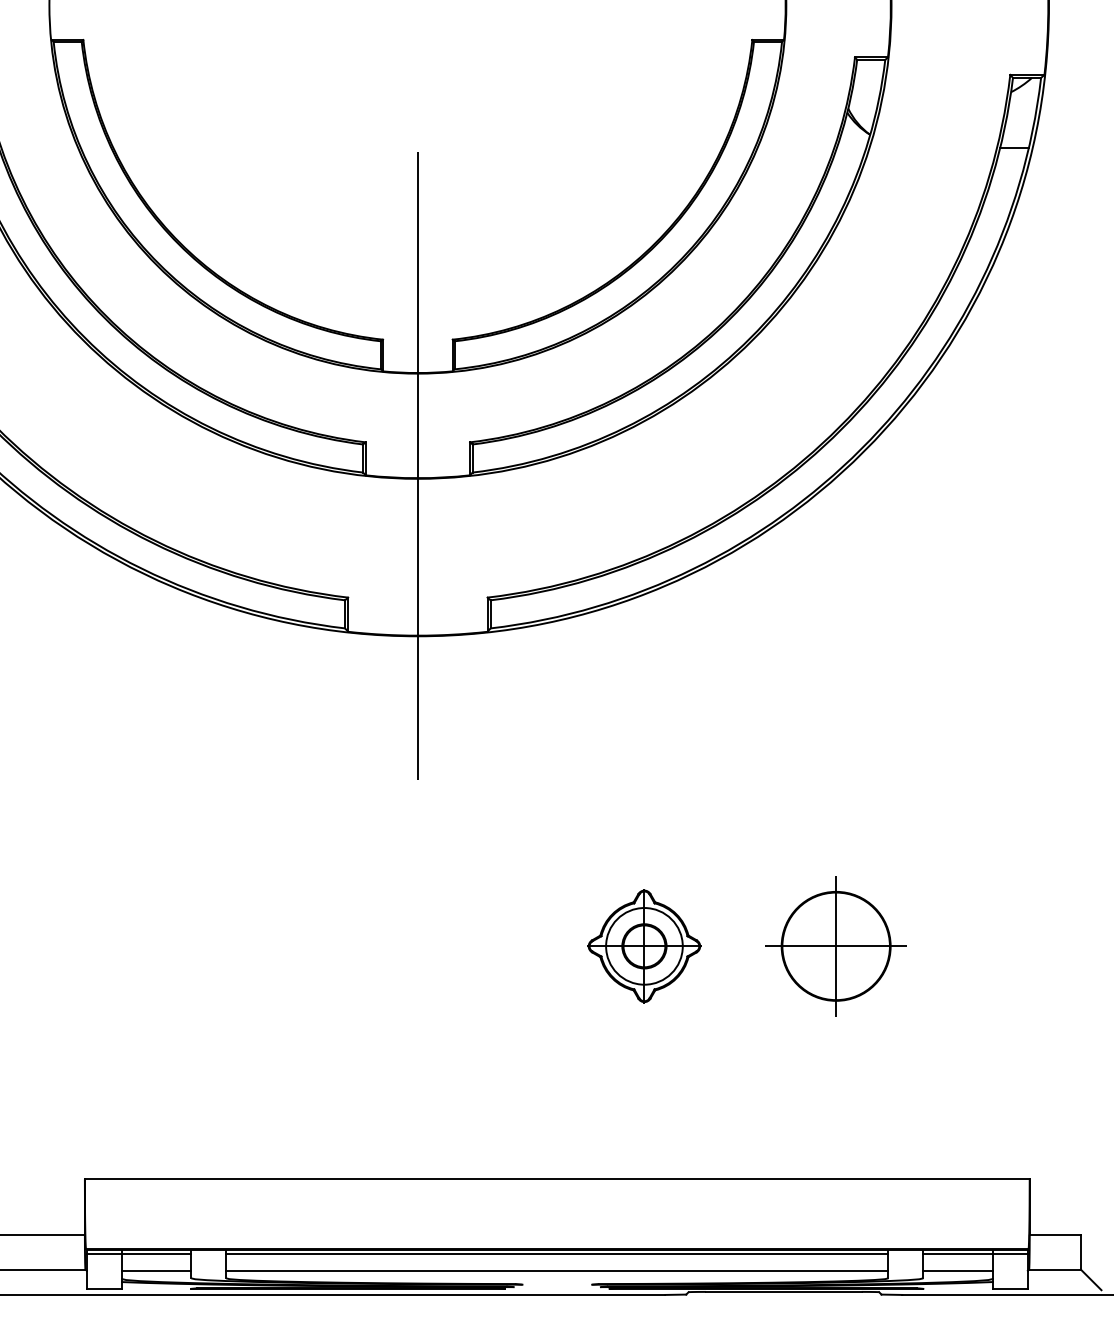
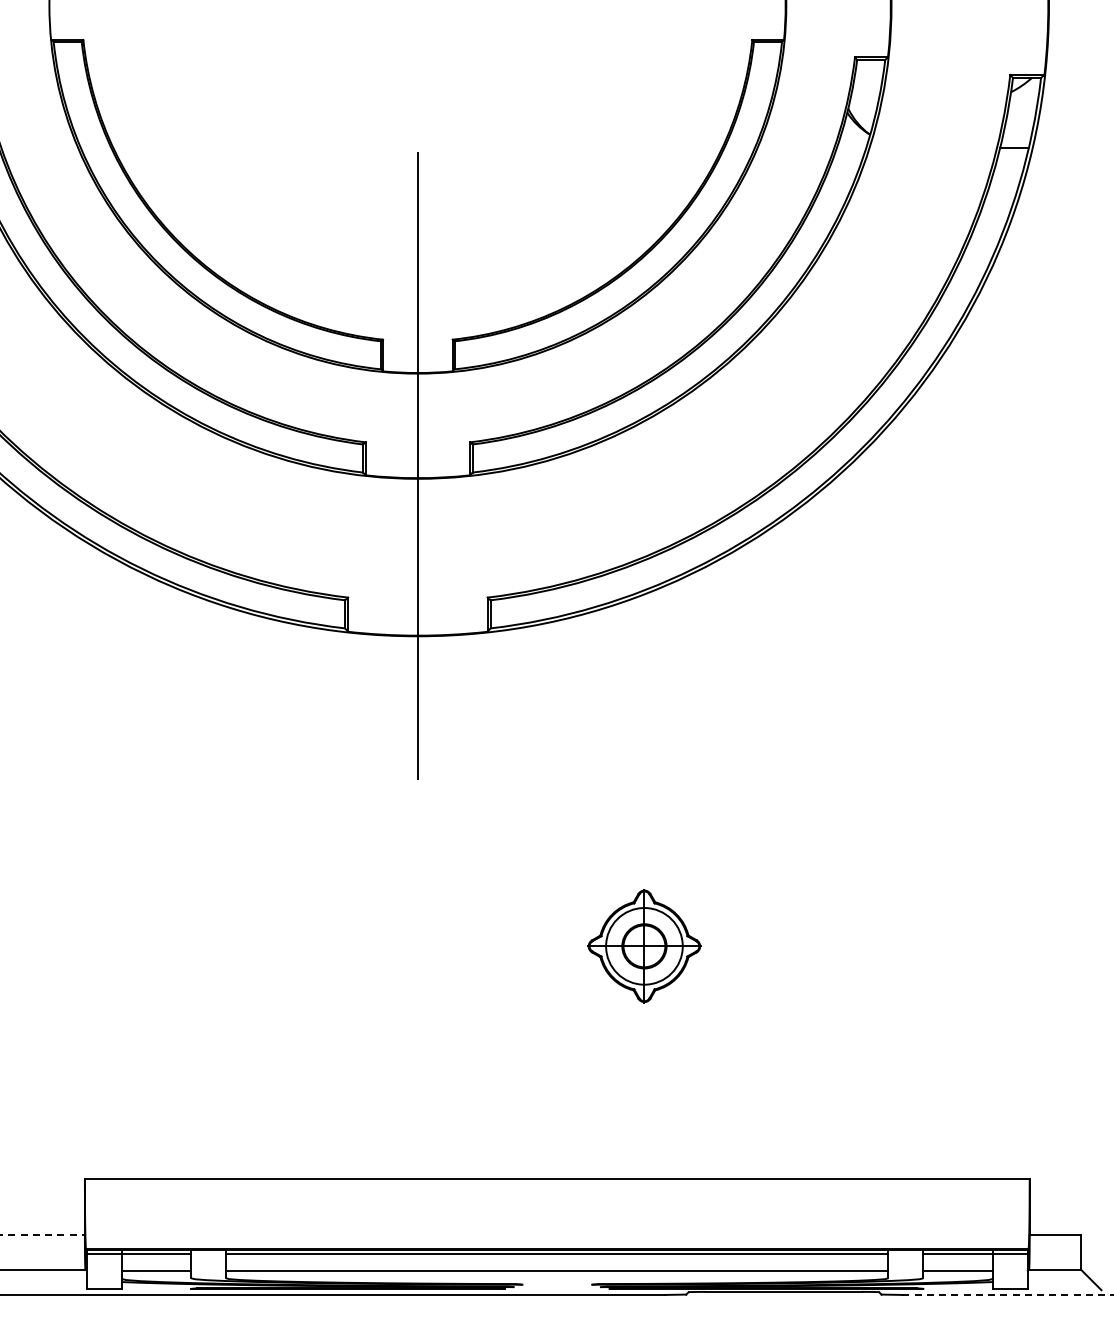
part: present -> none (835, 946)
line: solid -> dashed (42, 1234)
line: solid -> dashed (1008, 1294)
